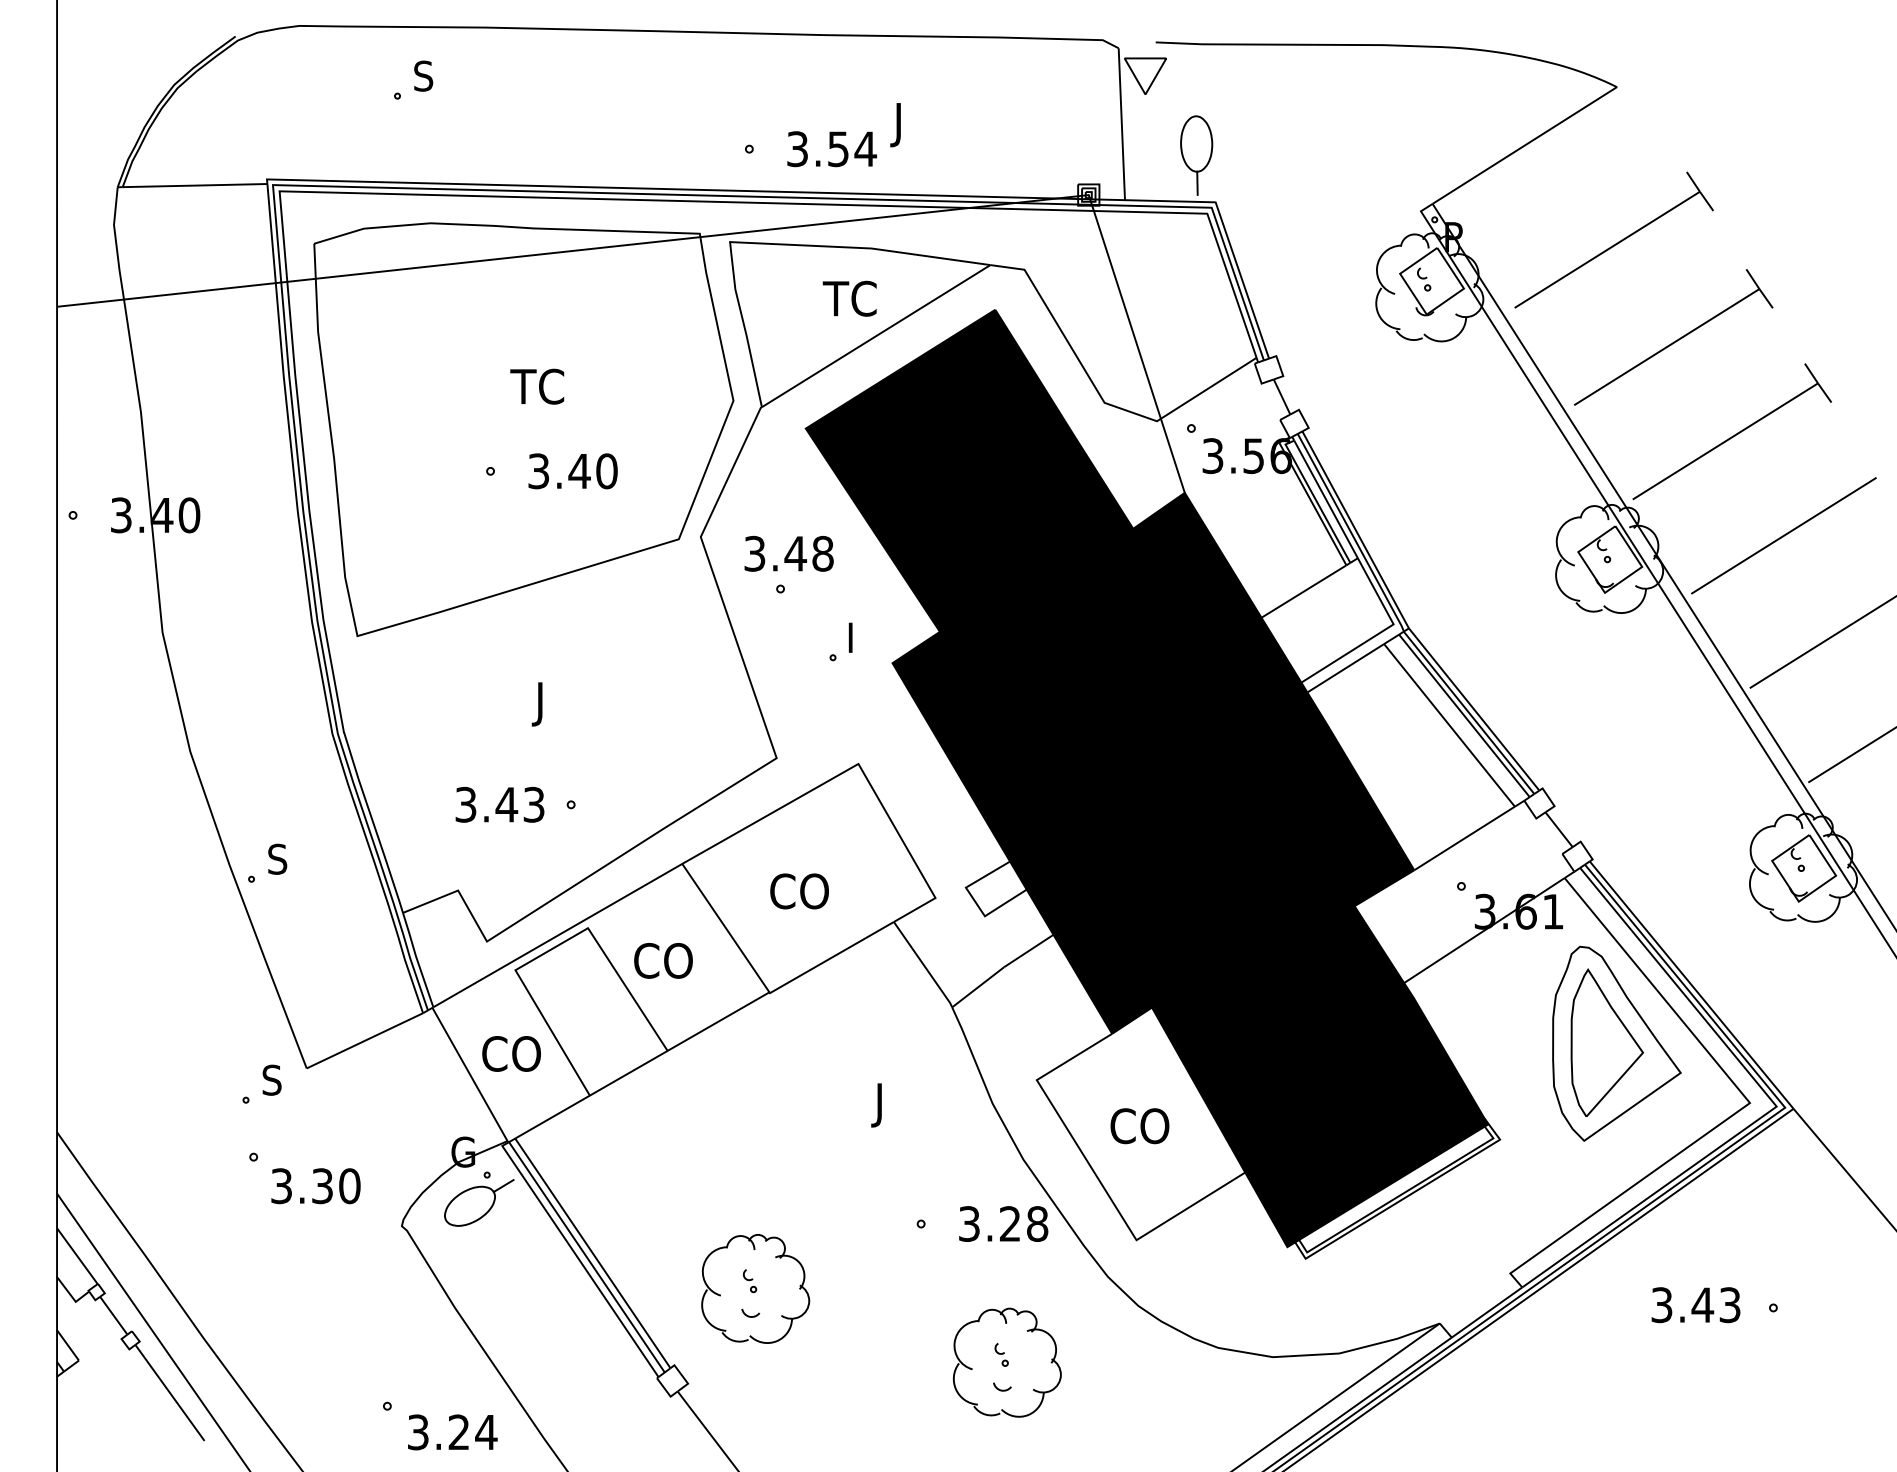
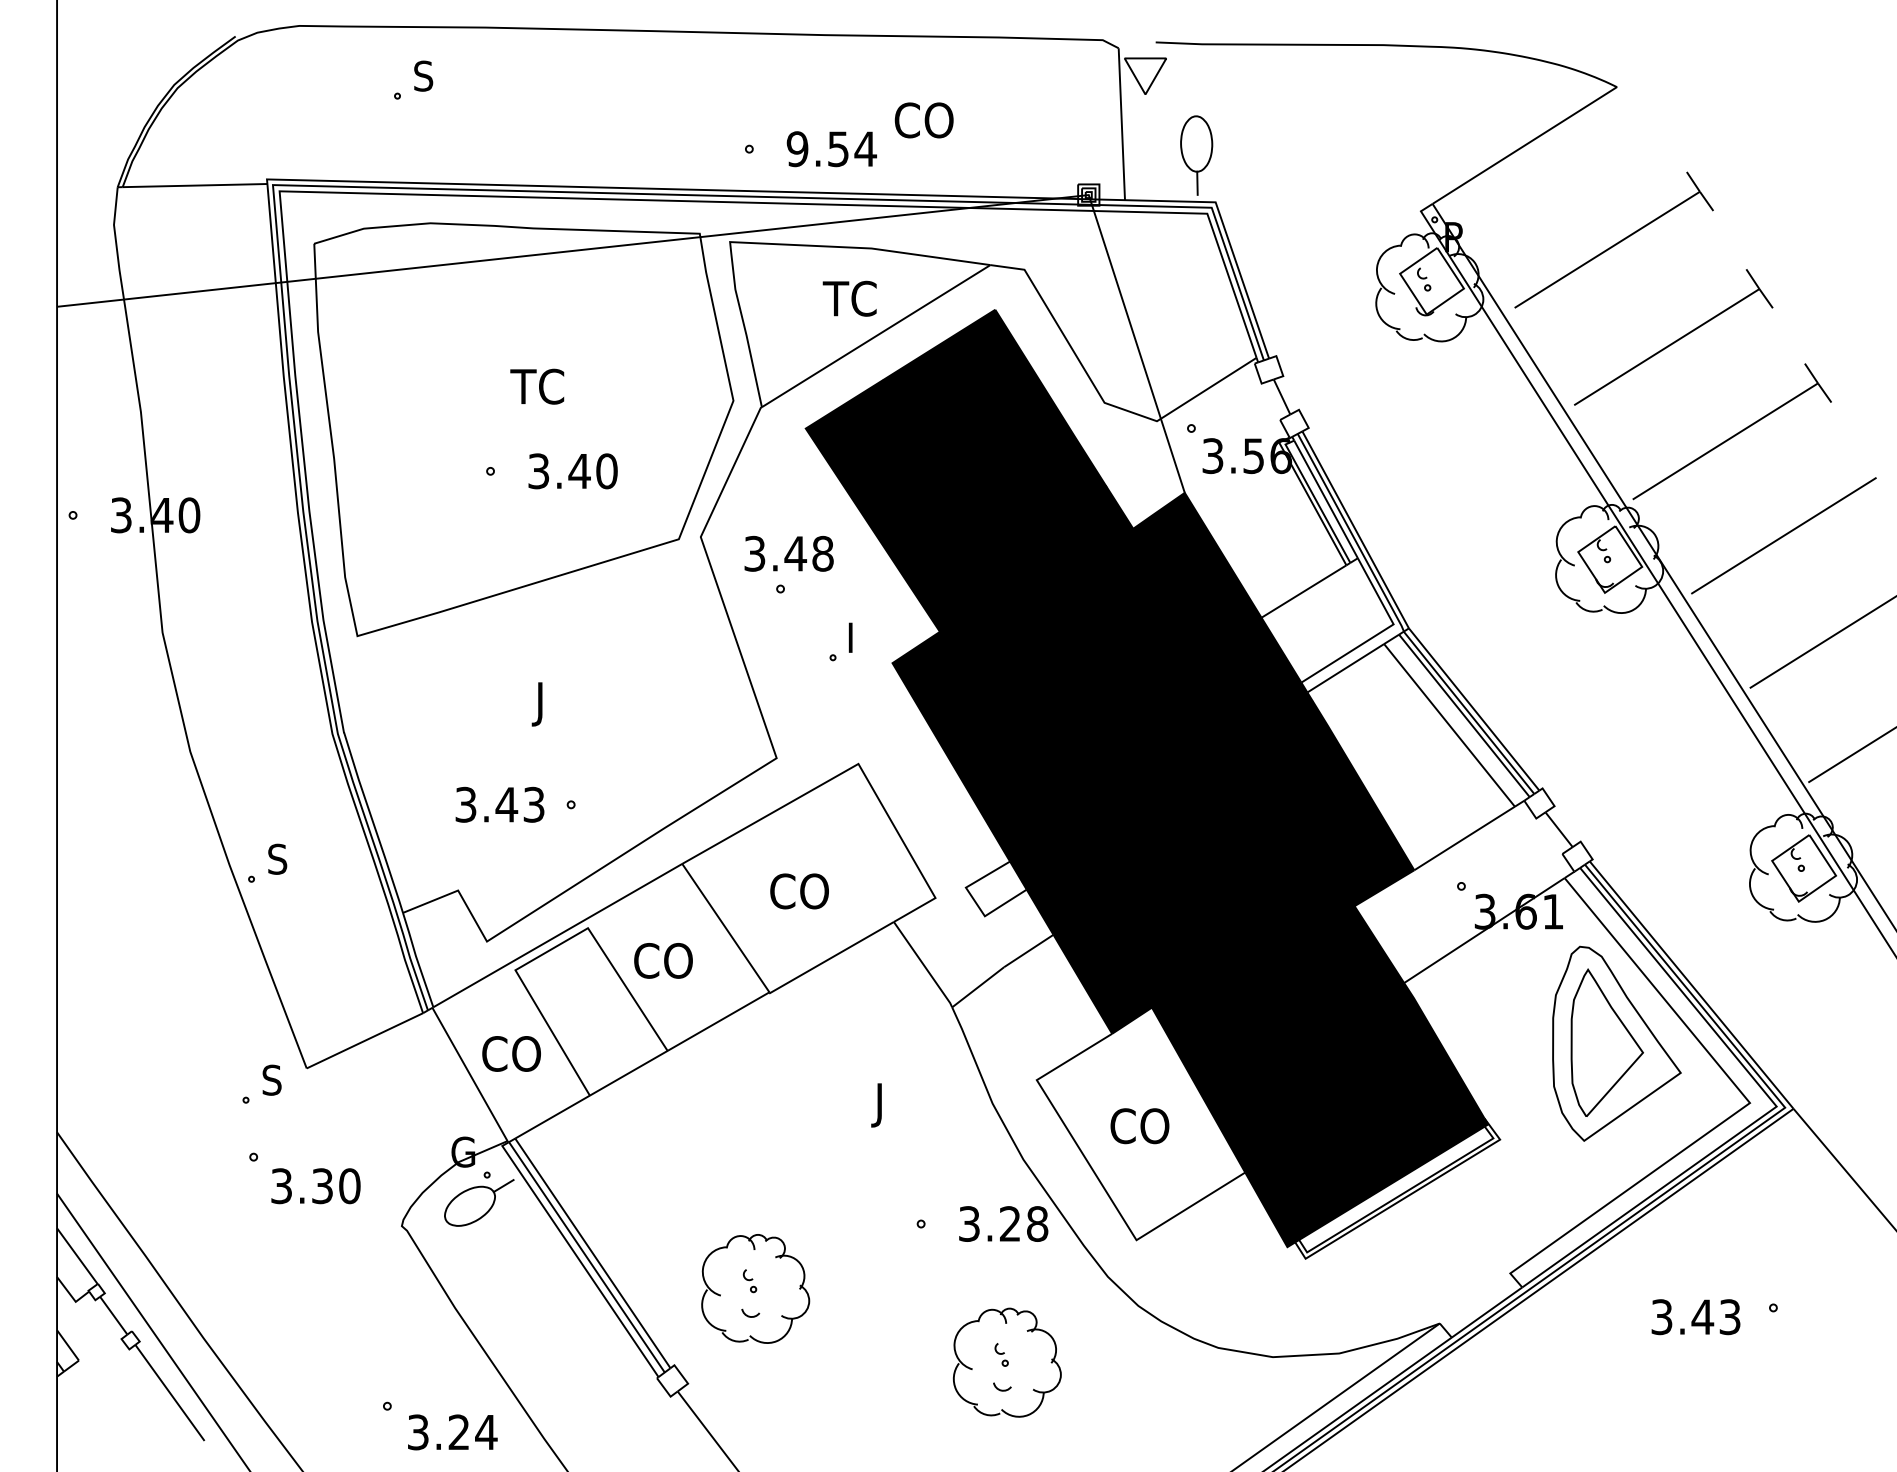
text: J -> CO (921, 124)
text: 3.54 -> 9.54 (797, 148)
text position: (1695, 1305) -> (1695, 1317) (1695, 1317)
